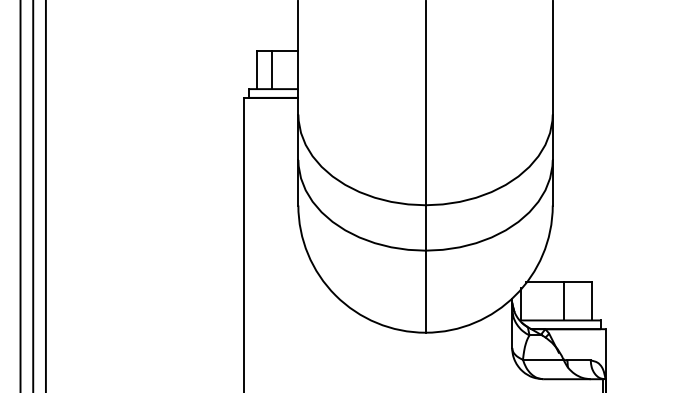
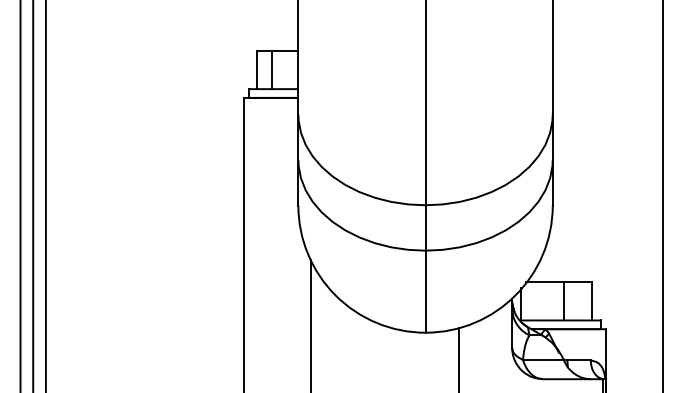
line: none -> present (663, 195)
line: none -> present (310, 324)
line: none -> present (458, 358)
